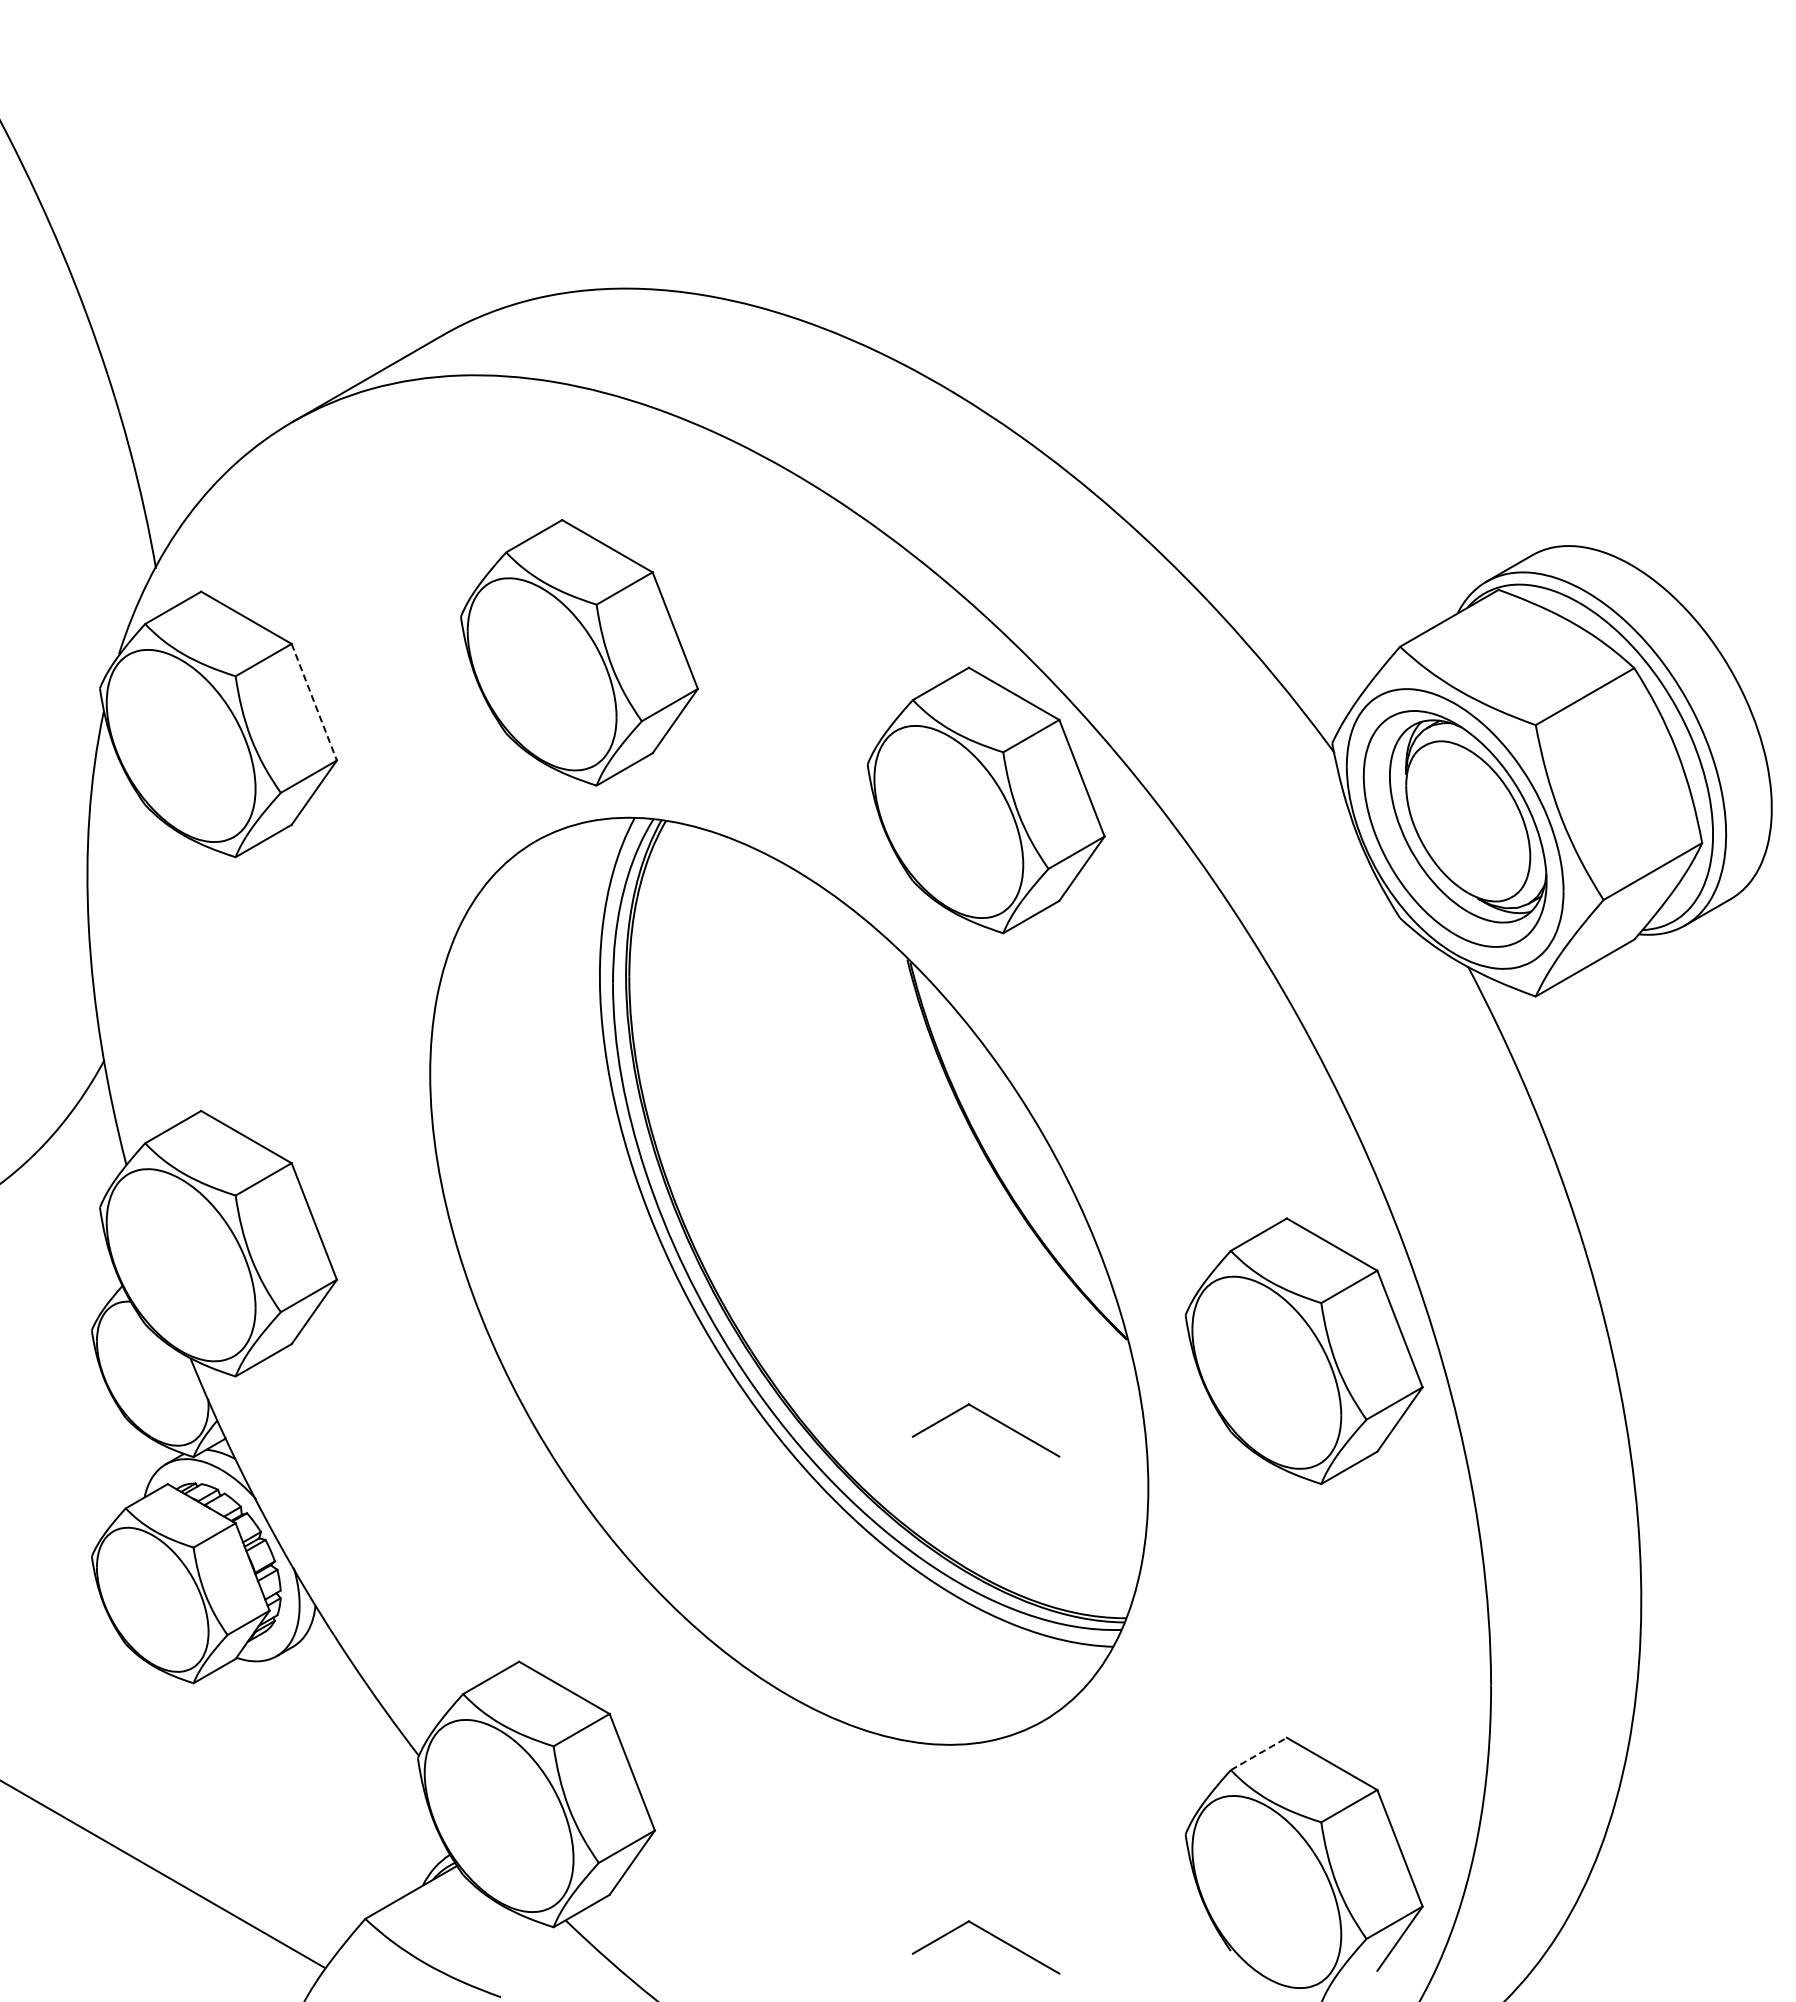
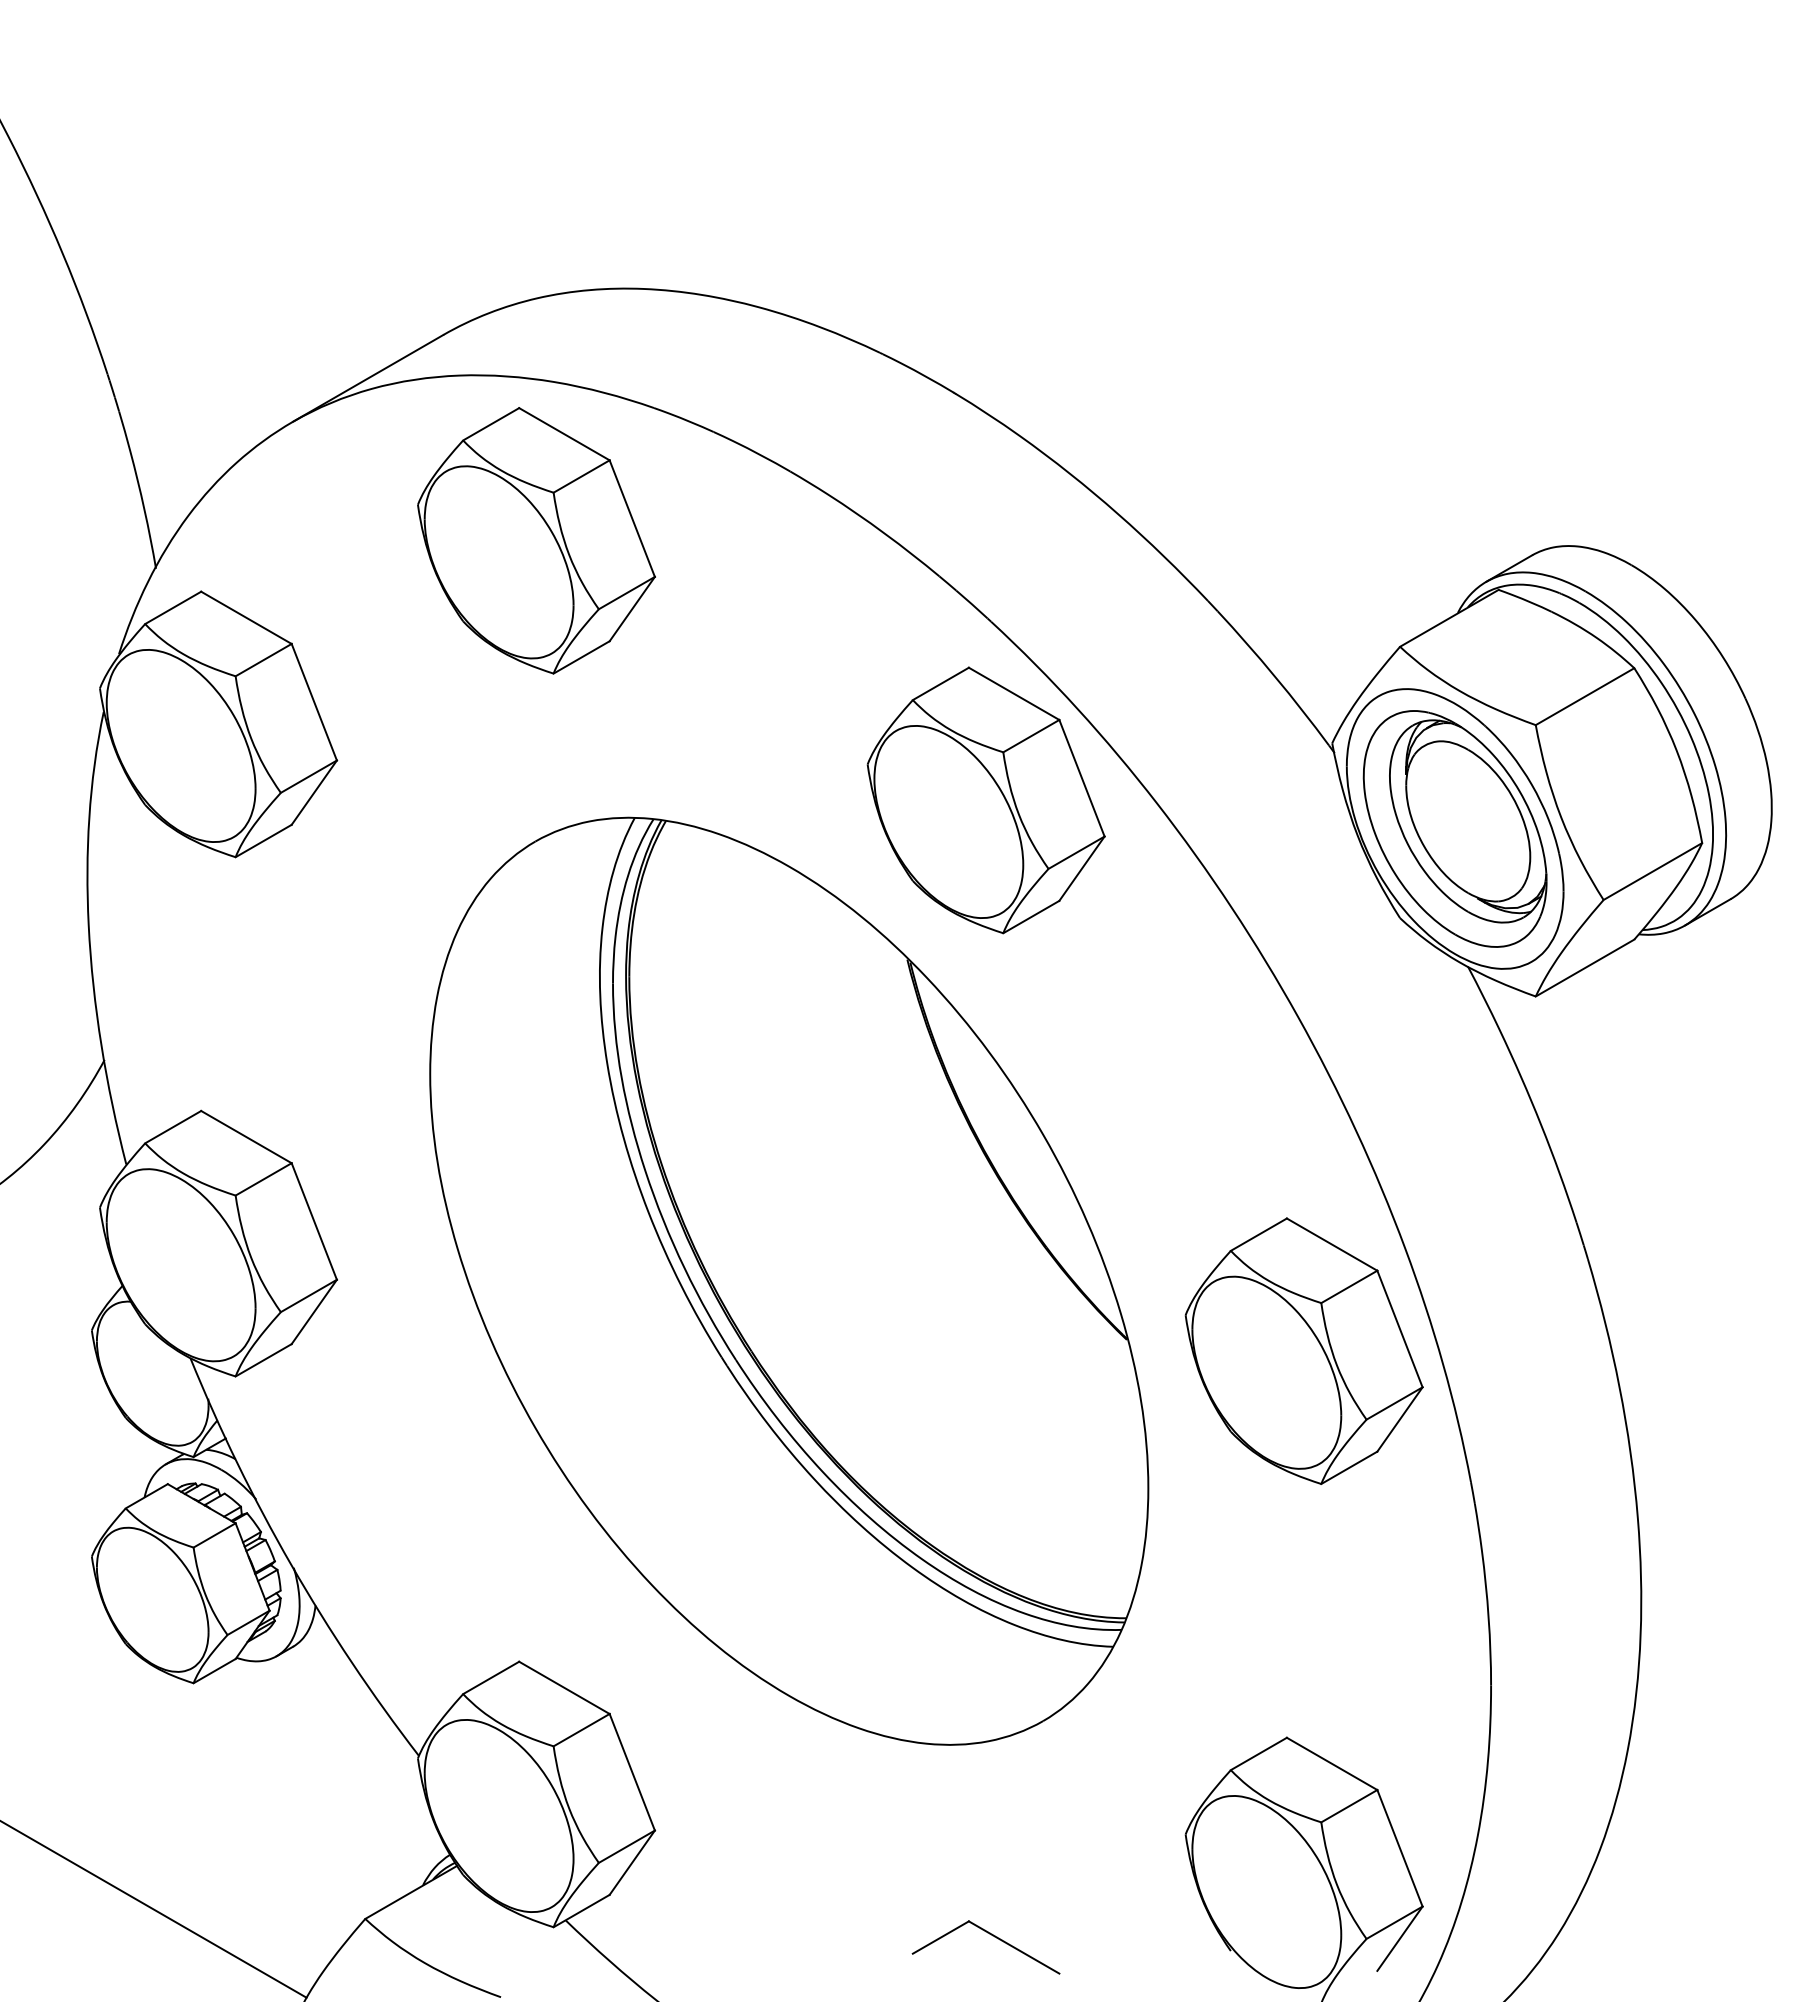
part position: (579, 652) -> (536, 540) (536, 540)
line: dashed -> solid (314, 702)
part: present -> none (992, 1419)
line: dashed -> solid (1259, 1753)
line position: (163, 1874) -> (154, 1909) (154, 1909)
